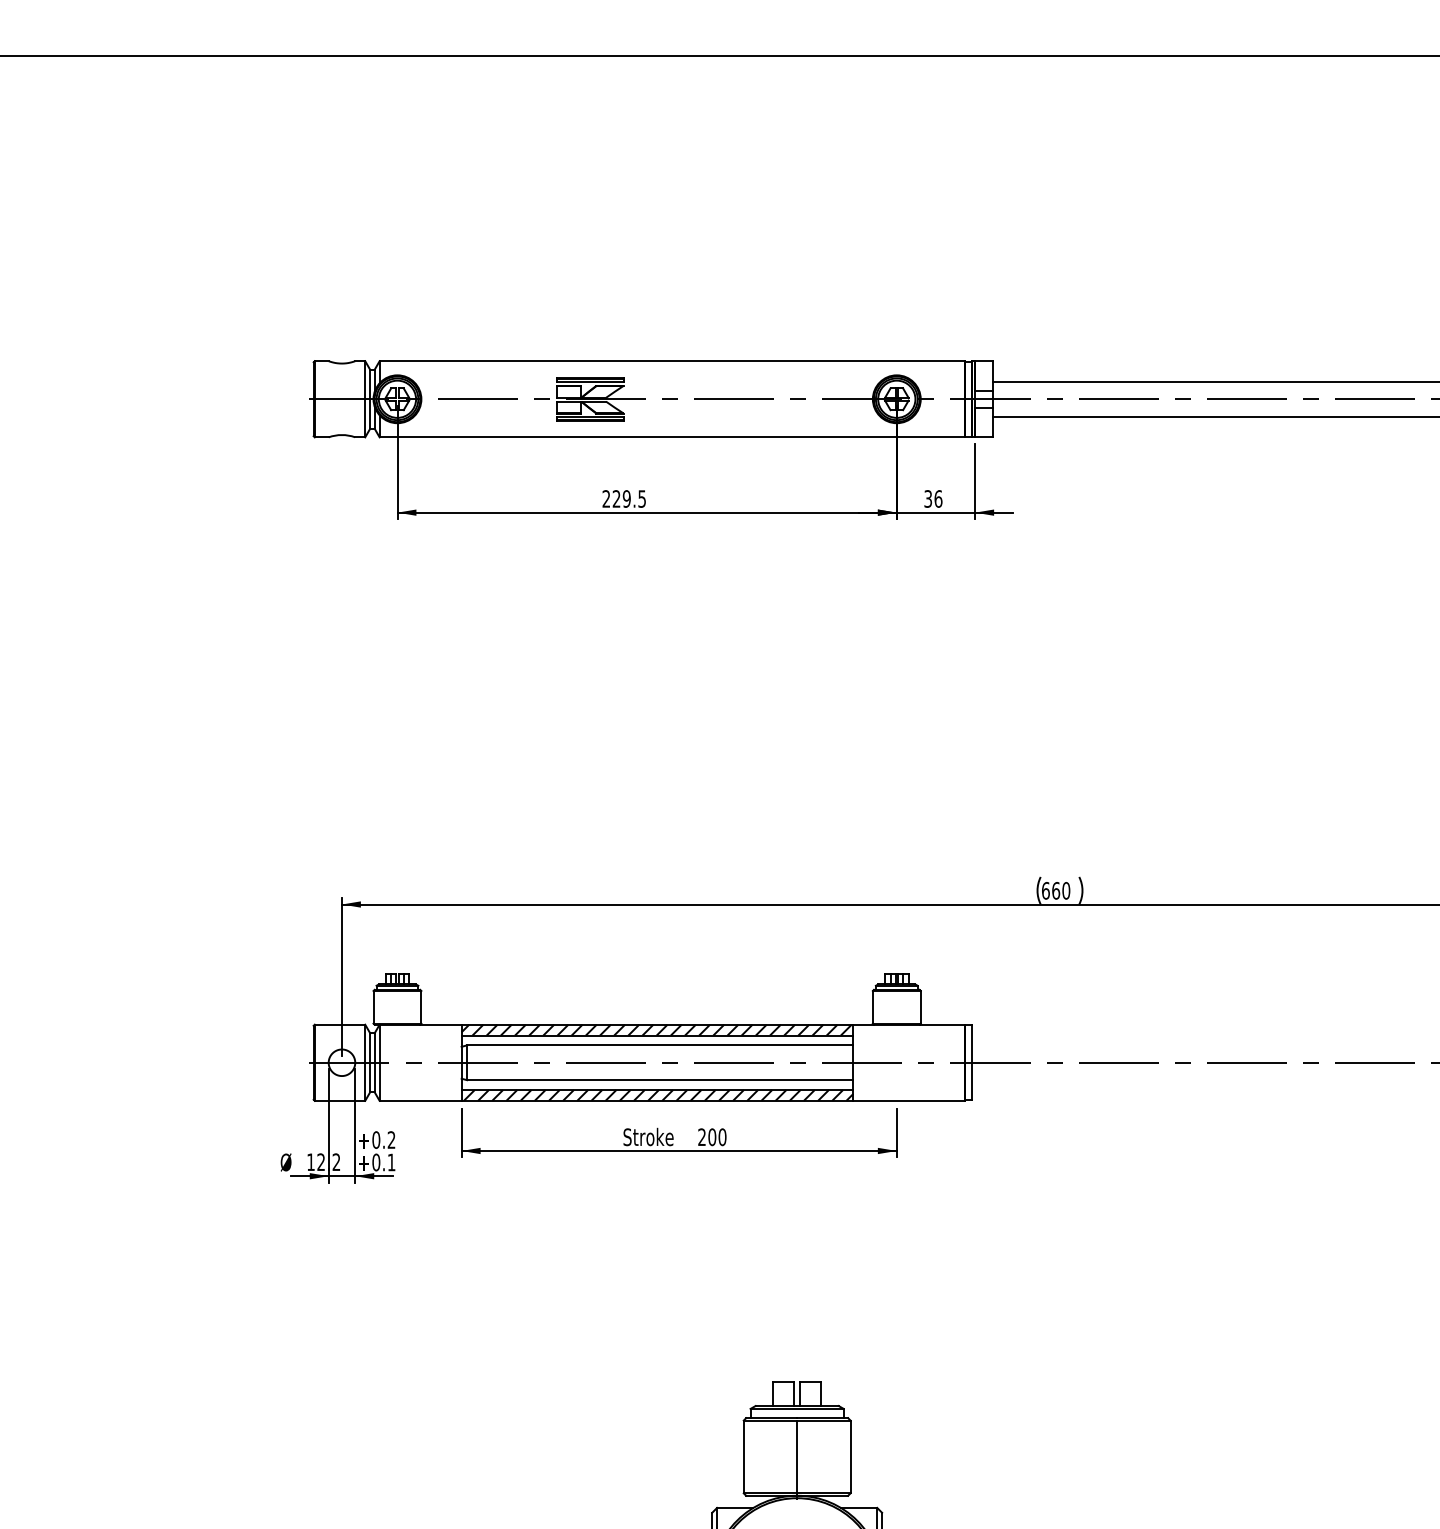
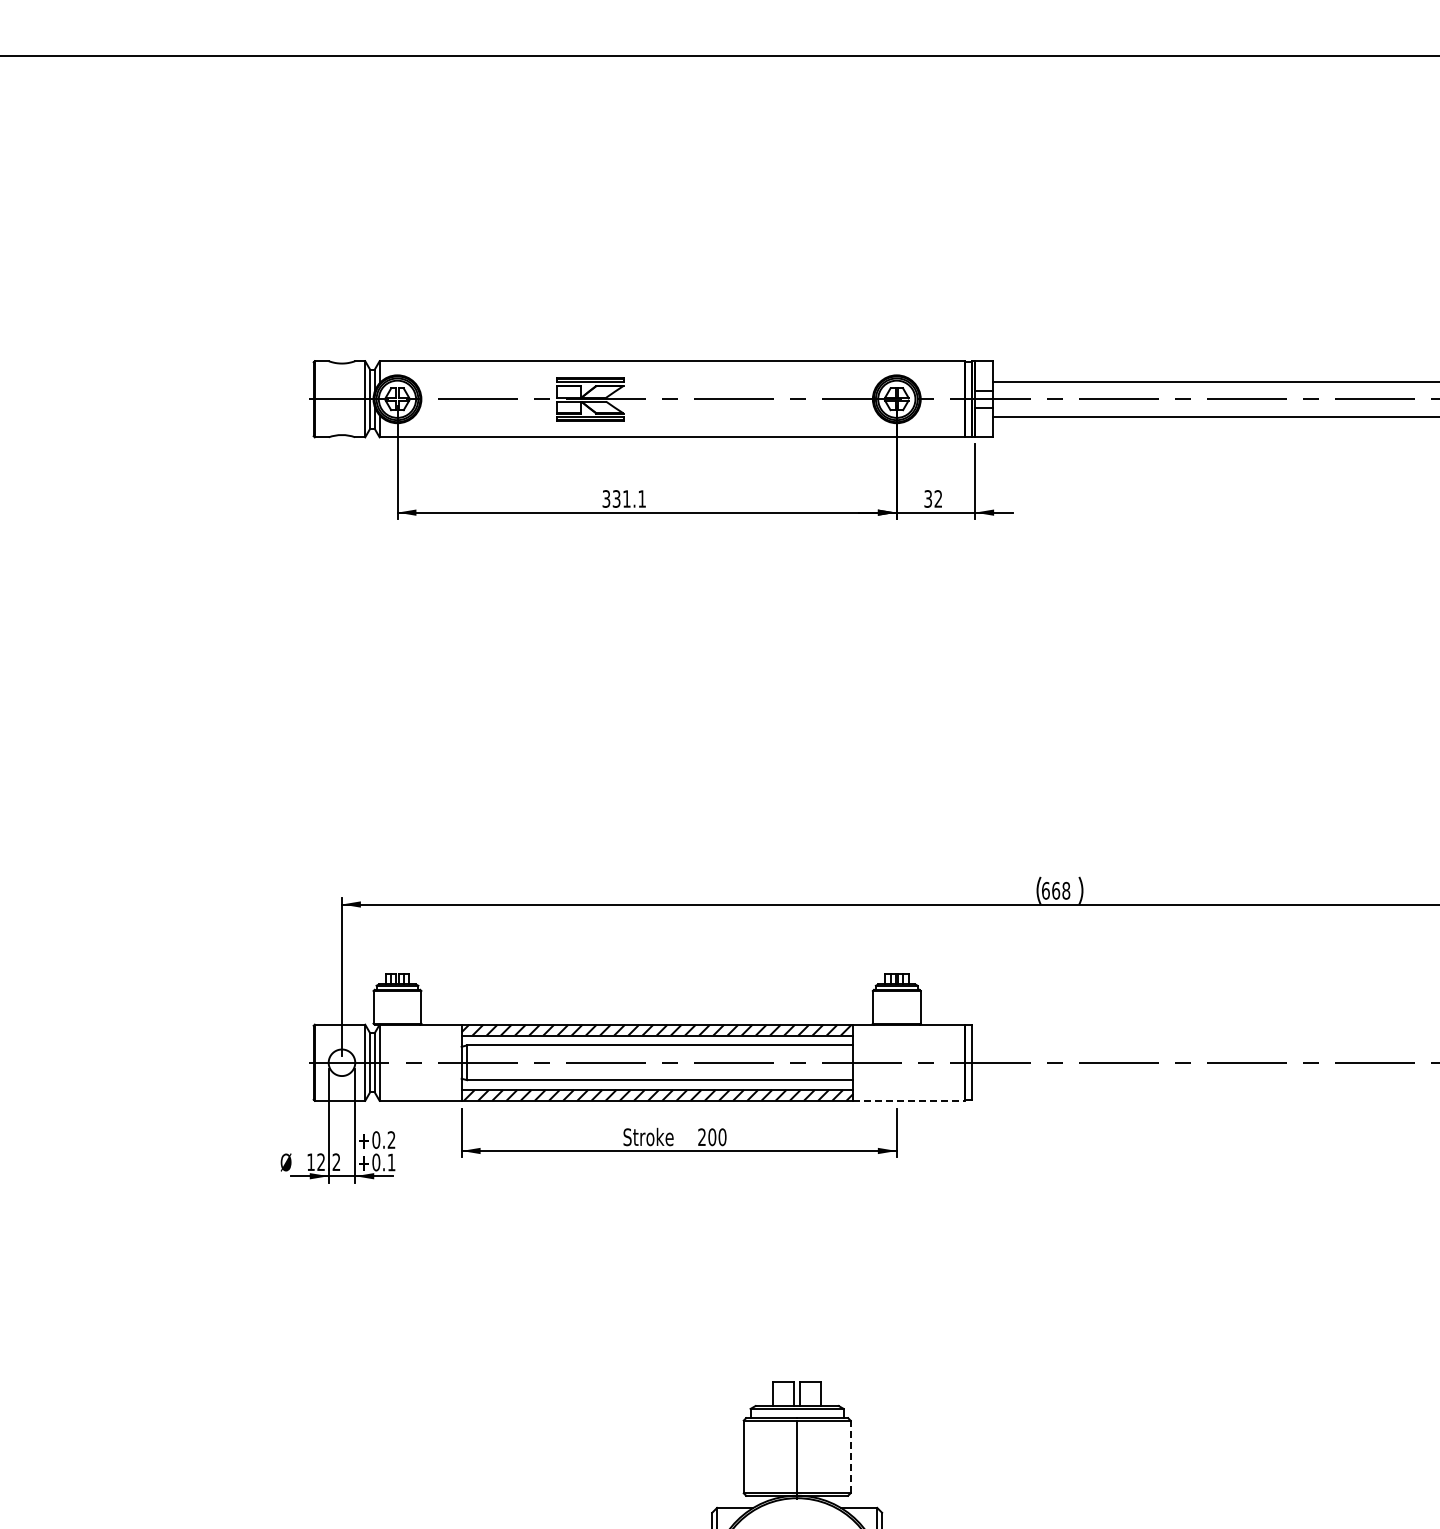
text: 229.5 -> 331.1 (623, 498)
text: 36 -> 32 (938, 498)
text: 660 -> 668 (1066, 890)
line: solid -> dashed (909, 1100)
line: solid -> dashed (850, 1456)
